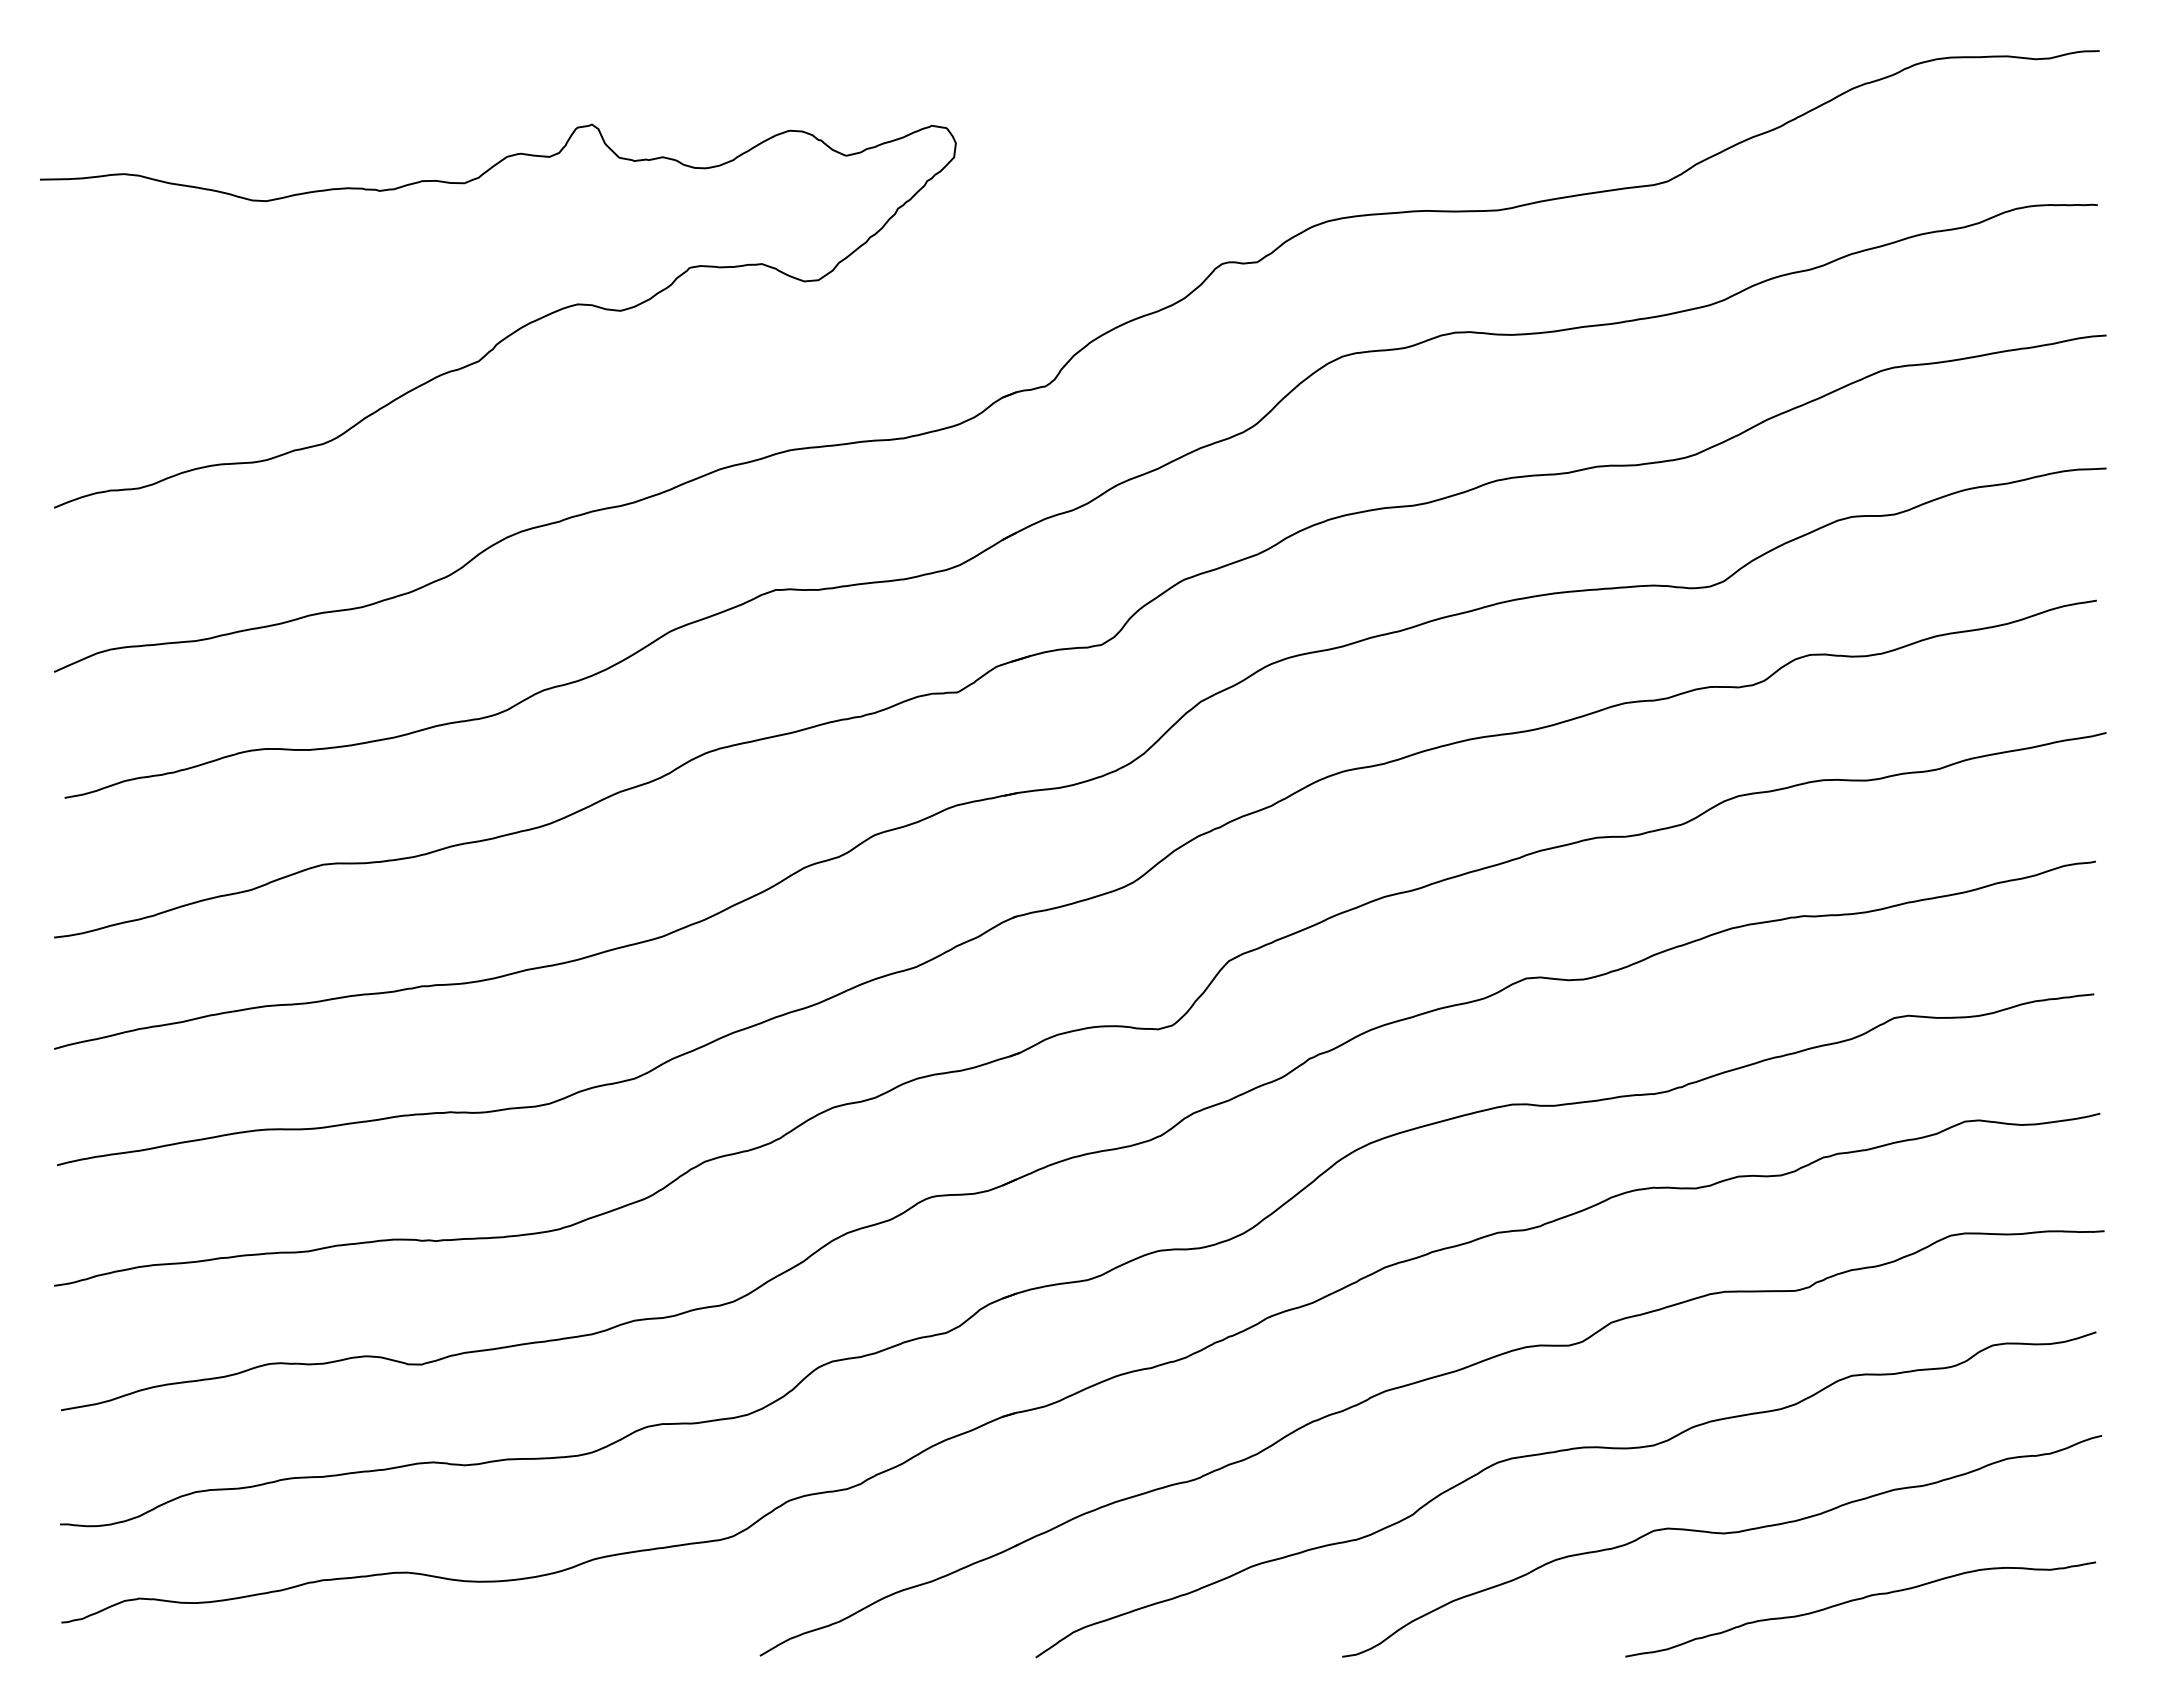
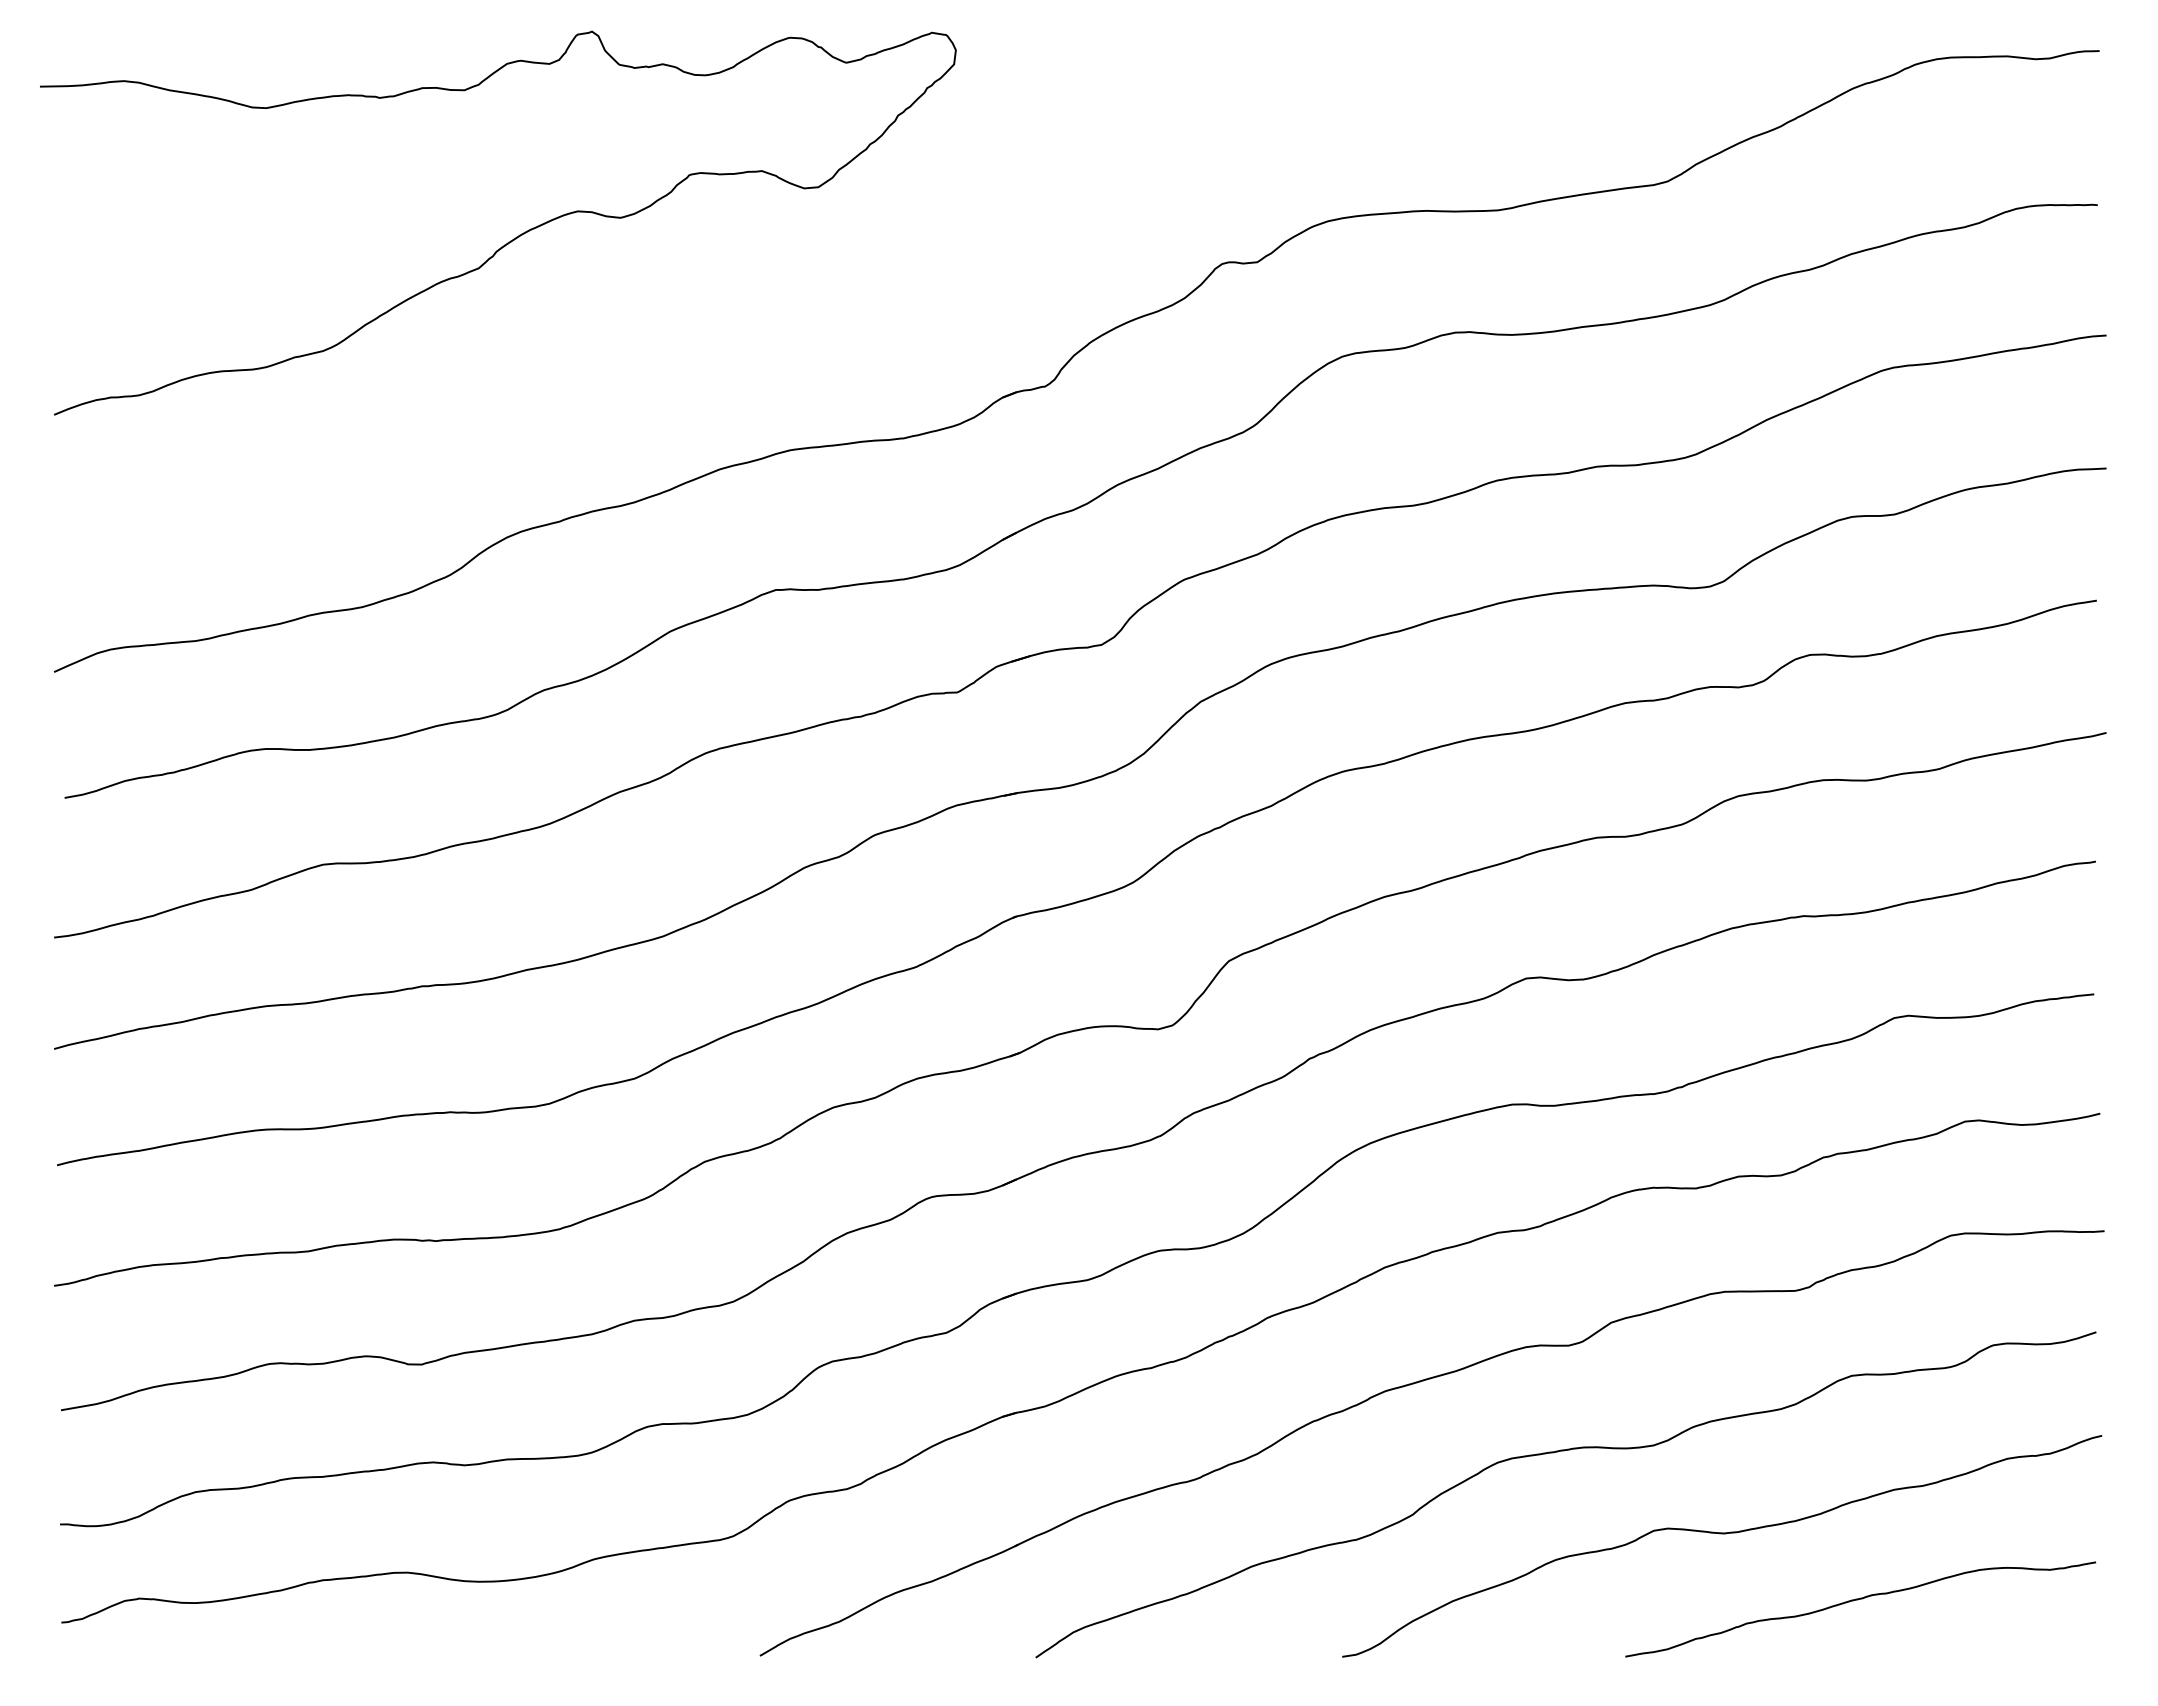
curve position: (510, 333) -> (510, 240) (510, 240)
